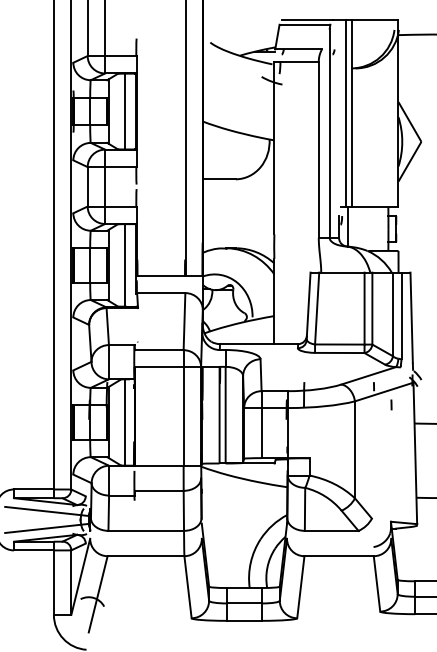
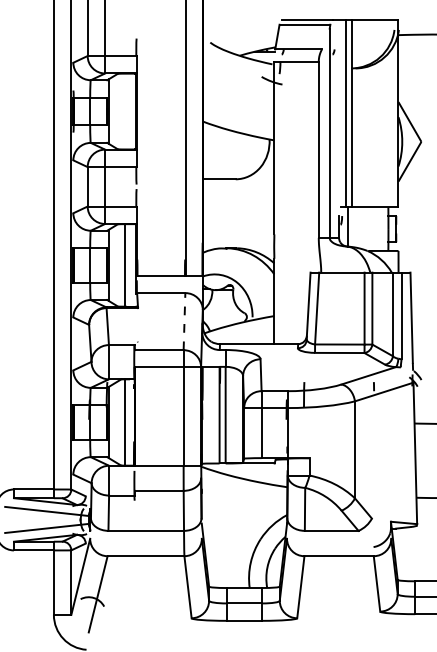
line: present -> none (124, 111)
line: solid -> dashed (184, 321)
line: present -> none (391, 404)
